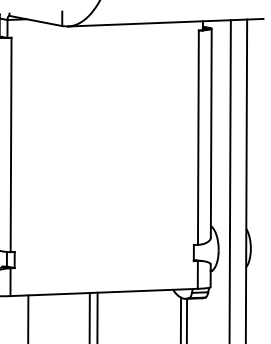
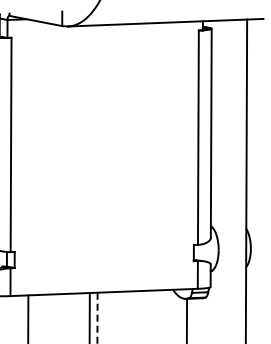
line: present -> none (229, 180)
line: solid -> dashed (97, 318)
line: present -> none (180, 318)
